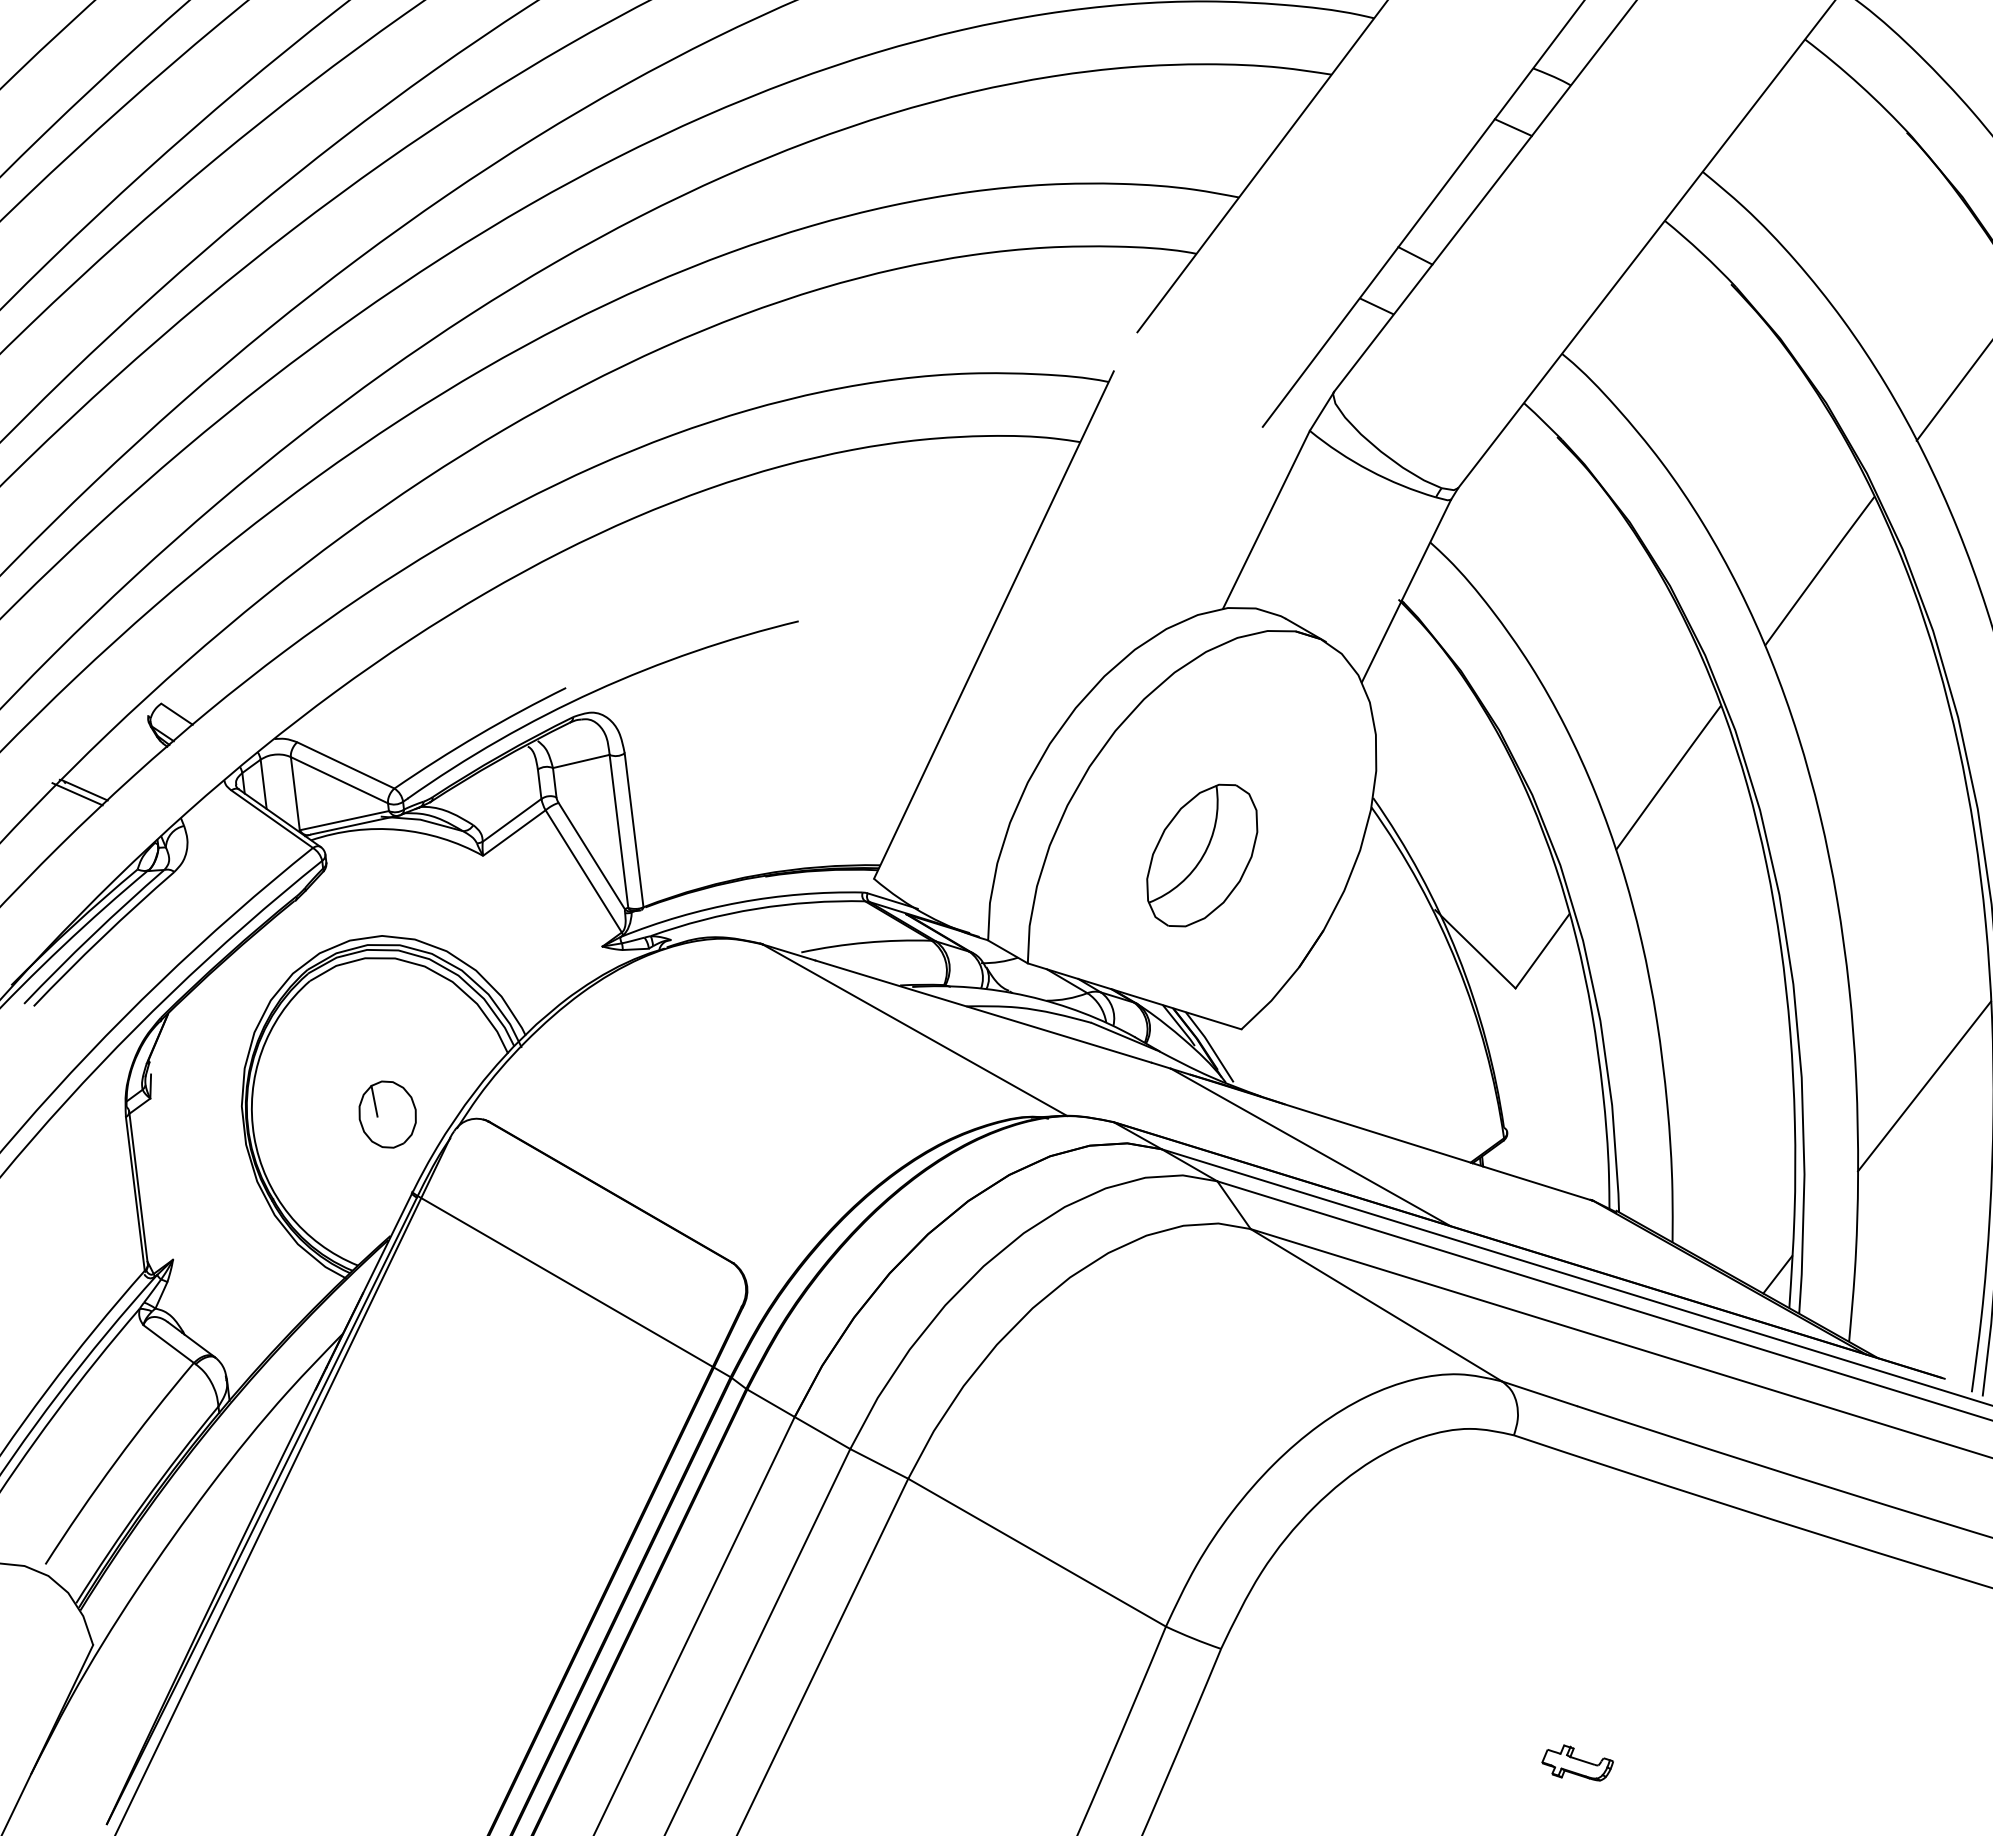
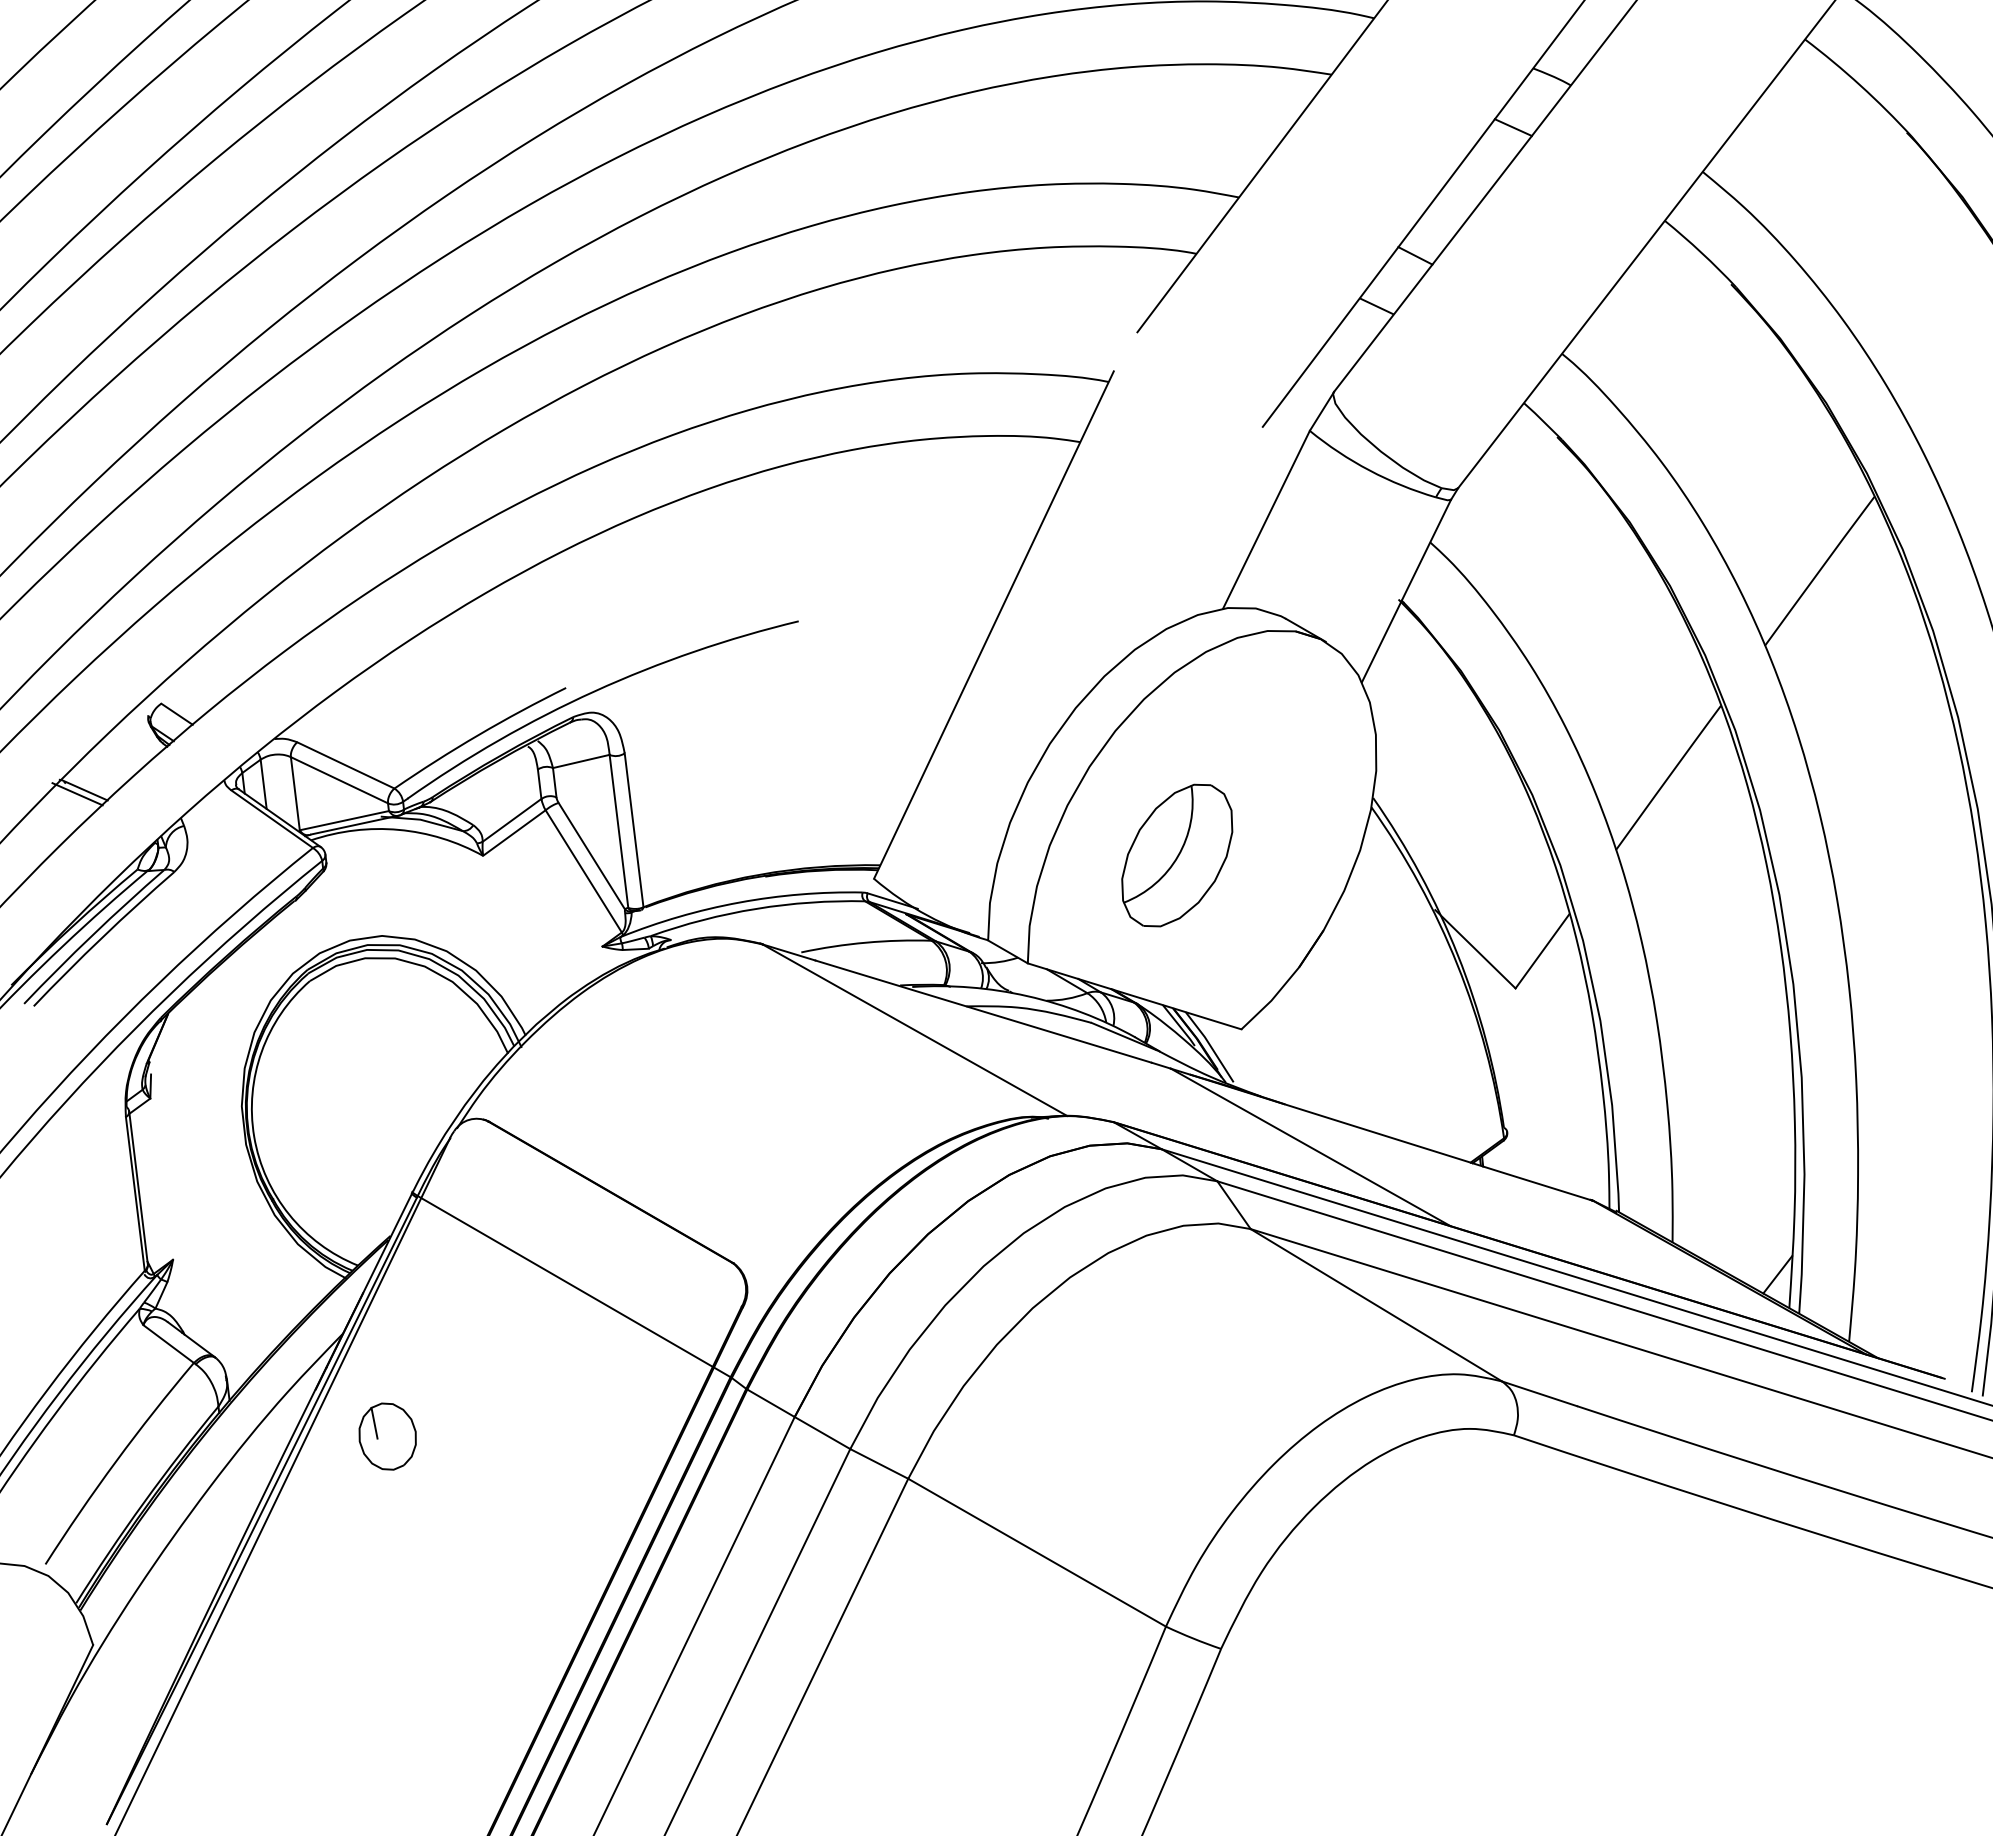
line: present -> none (1952, 391)
part position: (1202, 855) -> (1177, 855) (1177, 855)
line: present -> none (1923, 1087)
part position: (387, 1114) -> (387, 1436) (387, 1436)
part: present -> none (1577, 1762)
